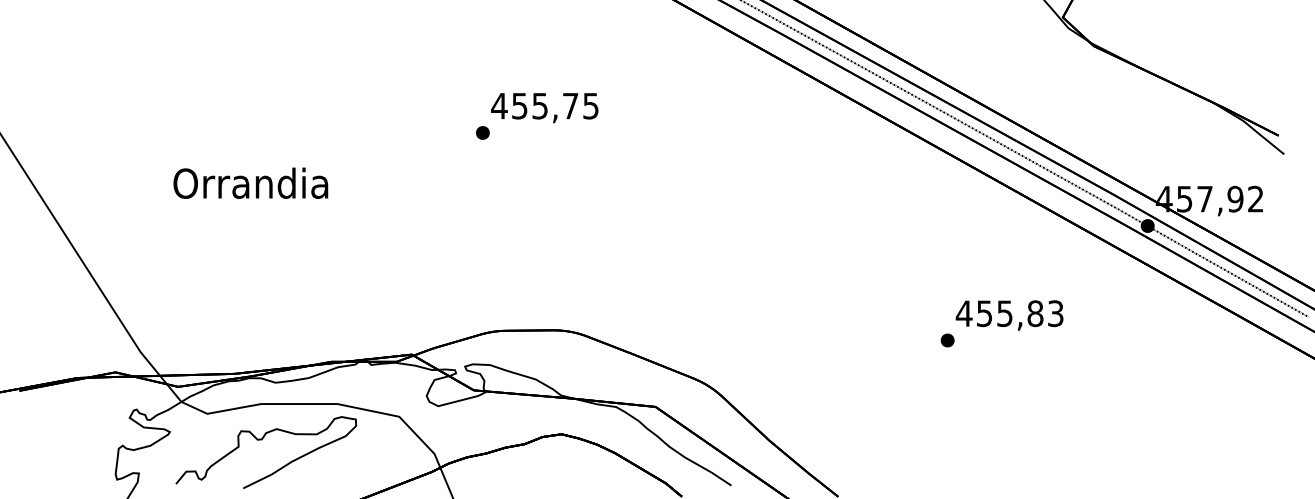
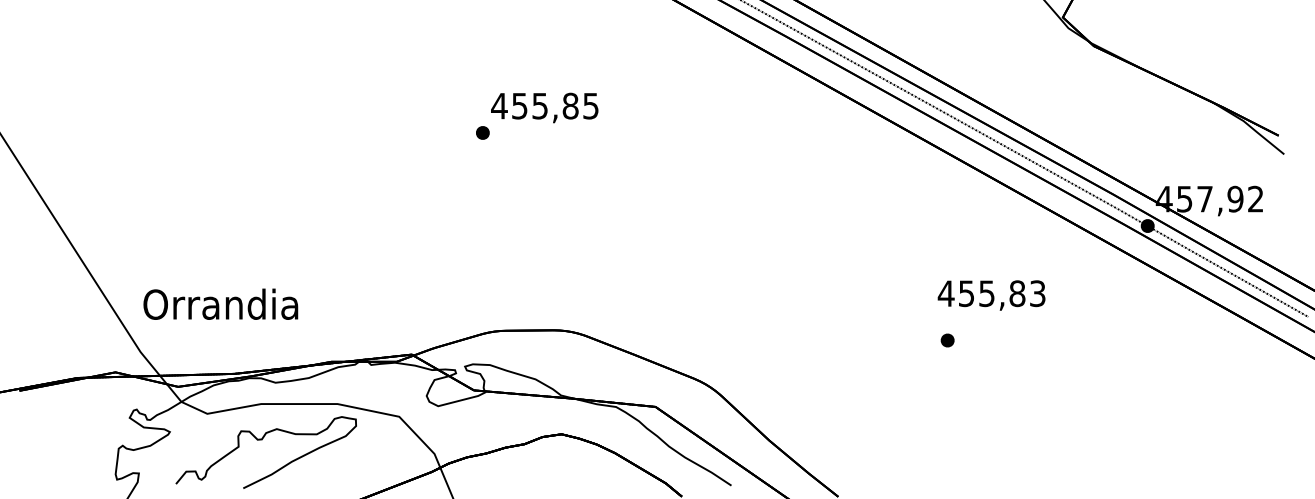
text: 455,75 -> 455,85 (570, 105)
text position: (250, 182) -> (220, 303) (220, 303)
text position: (1009, 315) -> (991, 295) (991, 295)
